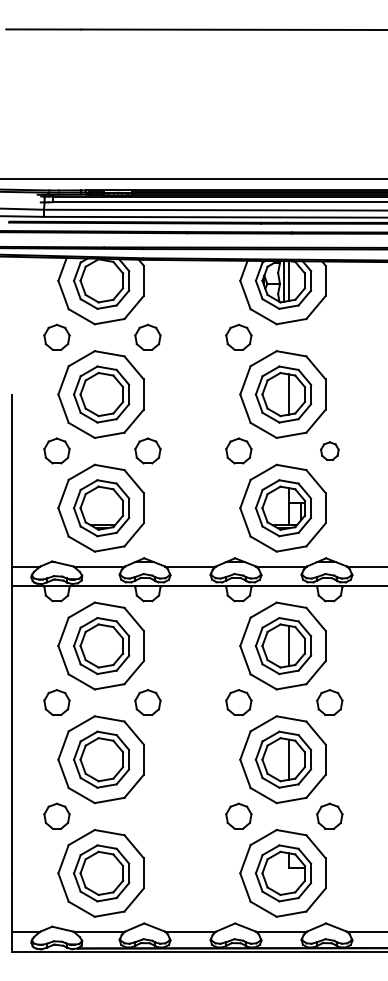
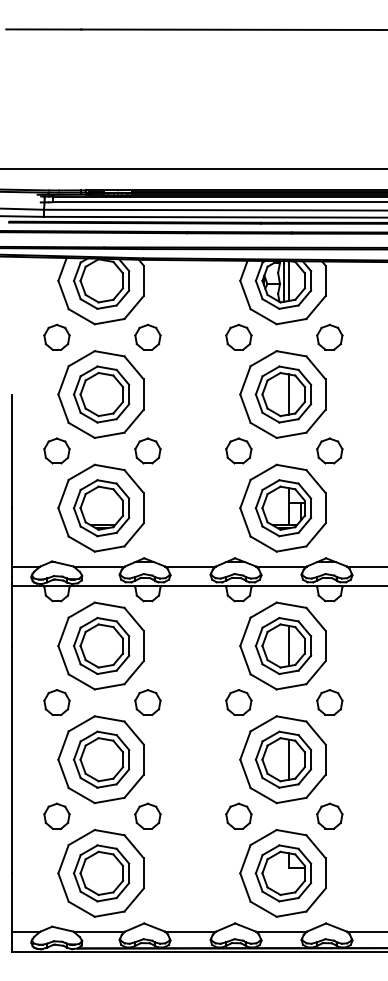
line position: (193, 178) -> (193, 168) (193, 168)
part: none -> present (329, 336)
part size: 20x20 px -> 28x28 px (329, 450)
part: none -> present (147, 815)
